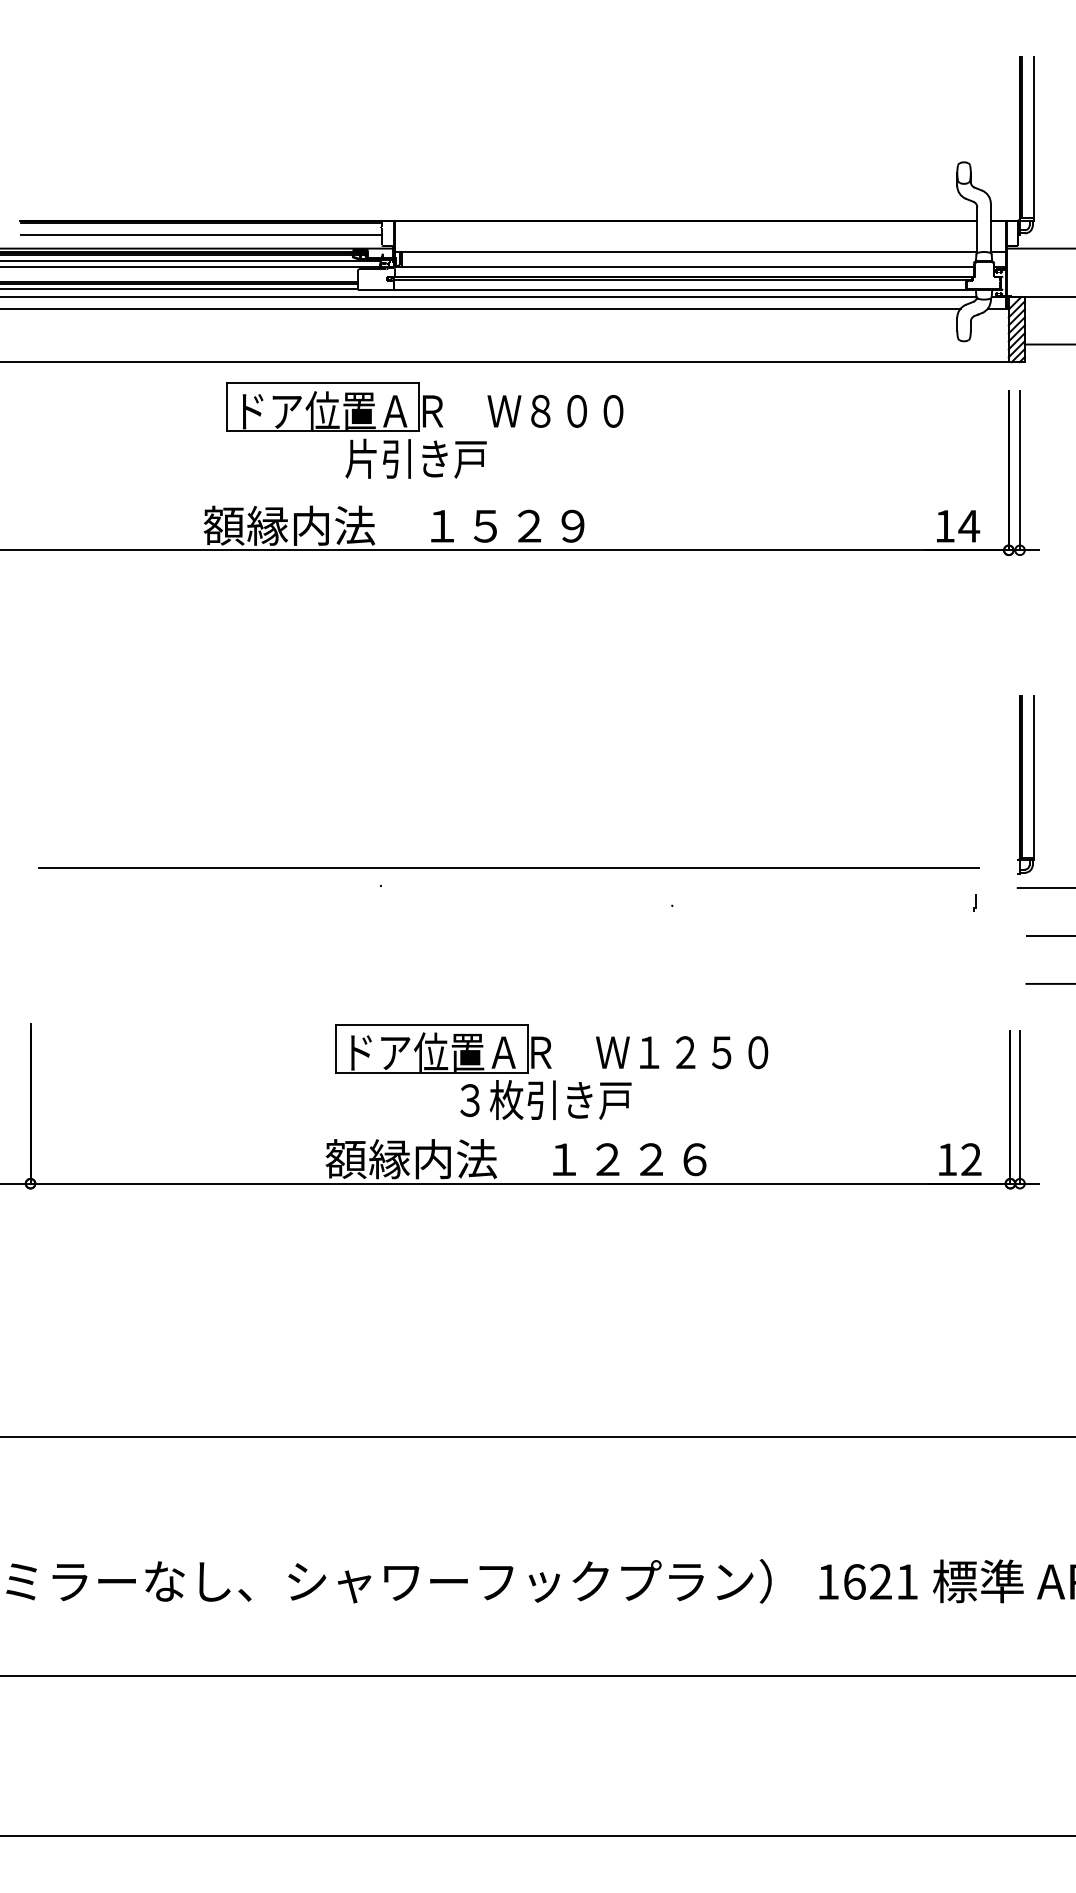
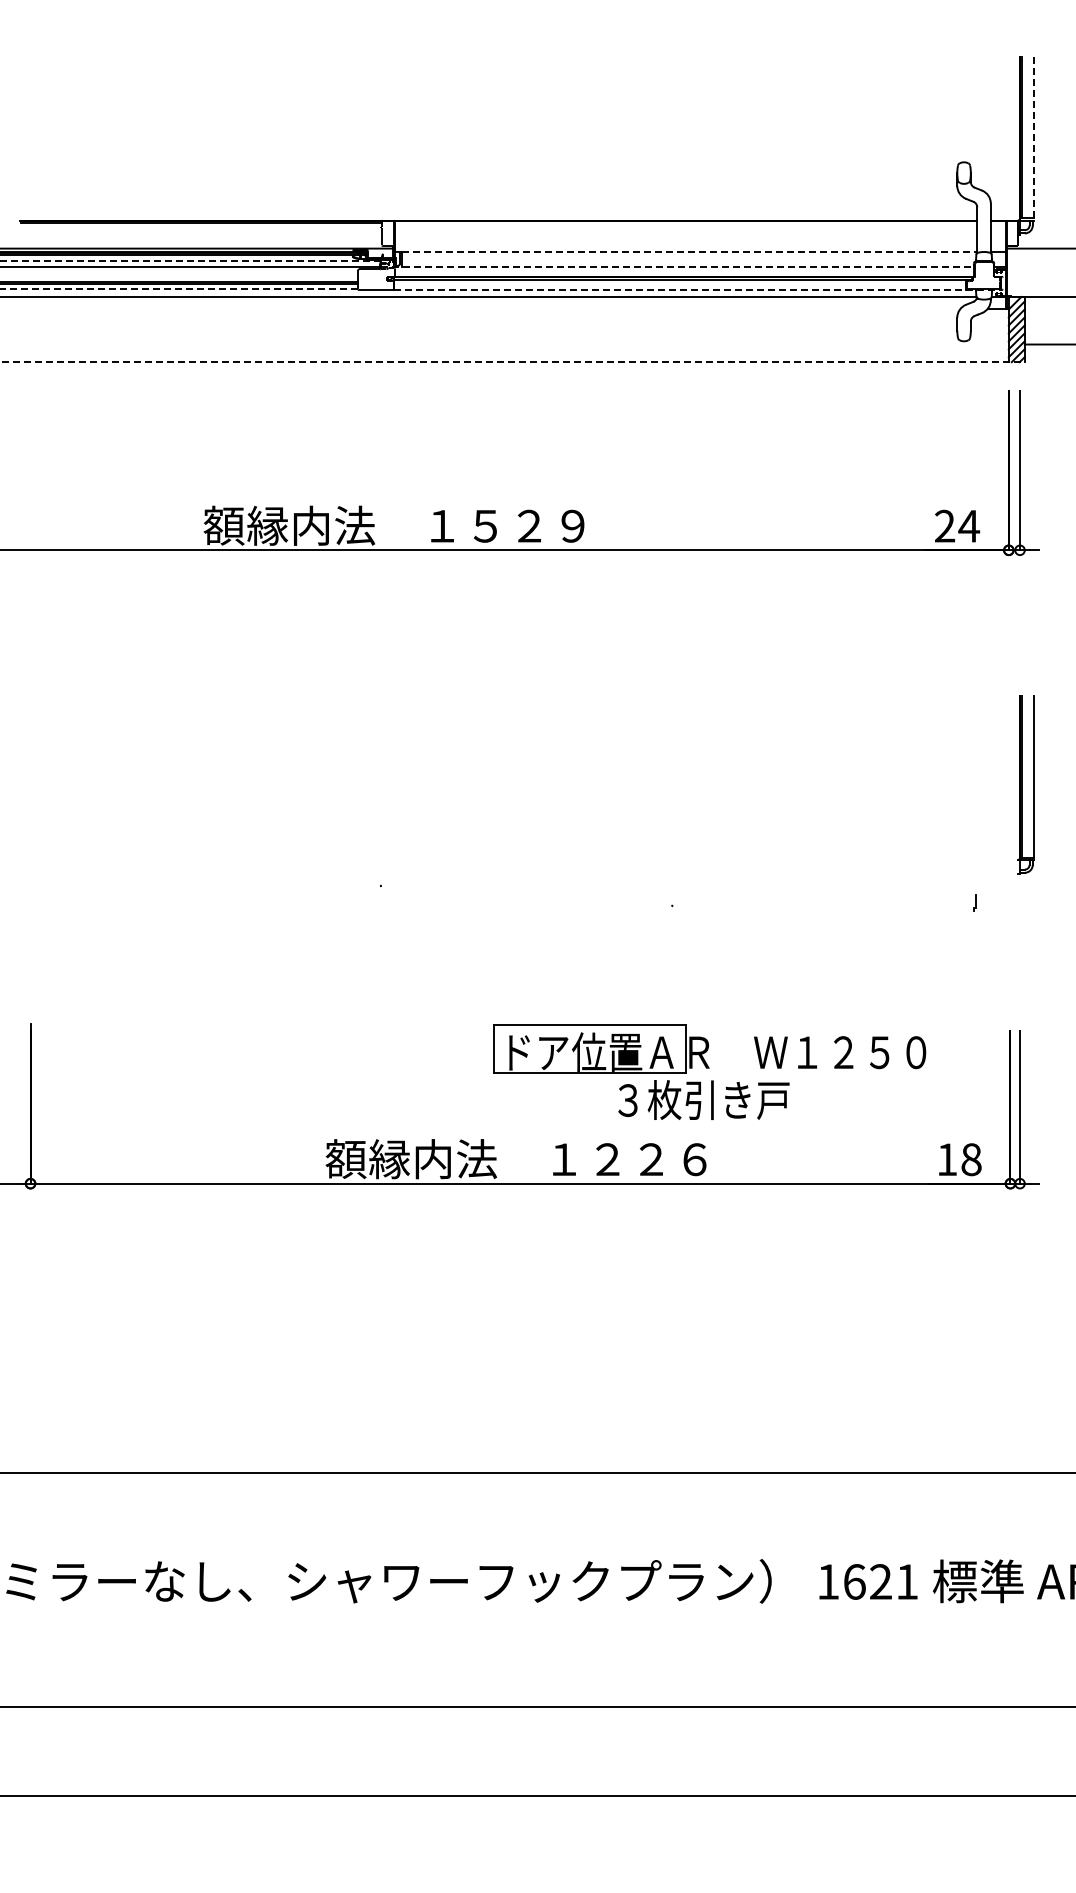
line: solid -> dashed (1034, 138)
line: present -> none (201, 235)
line: solid -> dashed (689, 251)
line: solid -> dashed (190, 260)
line: solid -> dashed (677, 267)
line: solid -> dashed (179, 289)
line: solid -> dashed (698, 290)
line: present -> none (481, 308)
line: solid -> dashed (512, 362)
part: present -> none (424, 430)
text: 14 -> 24 (945, 525)
line: present -> none (508, 868)
line: present -> none (1044, 887)
line: present -> none (1049, 935)
line: present -> none (1049, 983)
part position: (551, 1071) -> (709, 1071) (709, 1071)
text: 12 -> 18 (971, 1159)
line position: (537, 1436) -> (537, 1472) (537, 1472)
line position: (537, 1676) -> (537, 1707) (537, 1707)
line position: (537, 1836) -> (537, 1796) (537, 1796)
